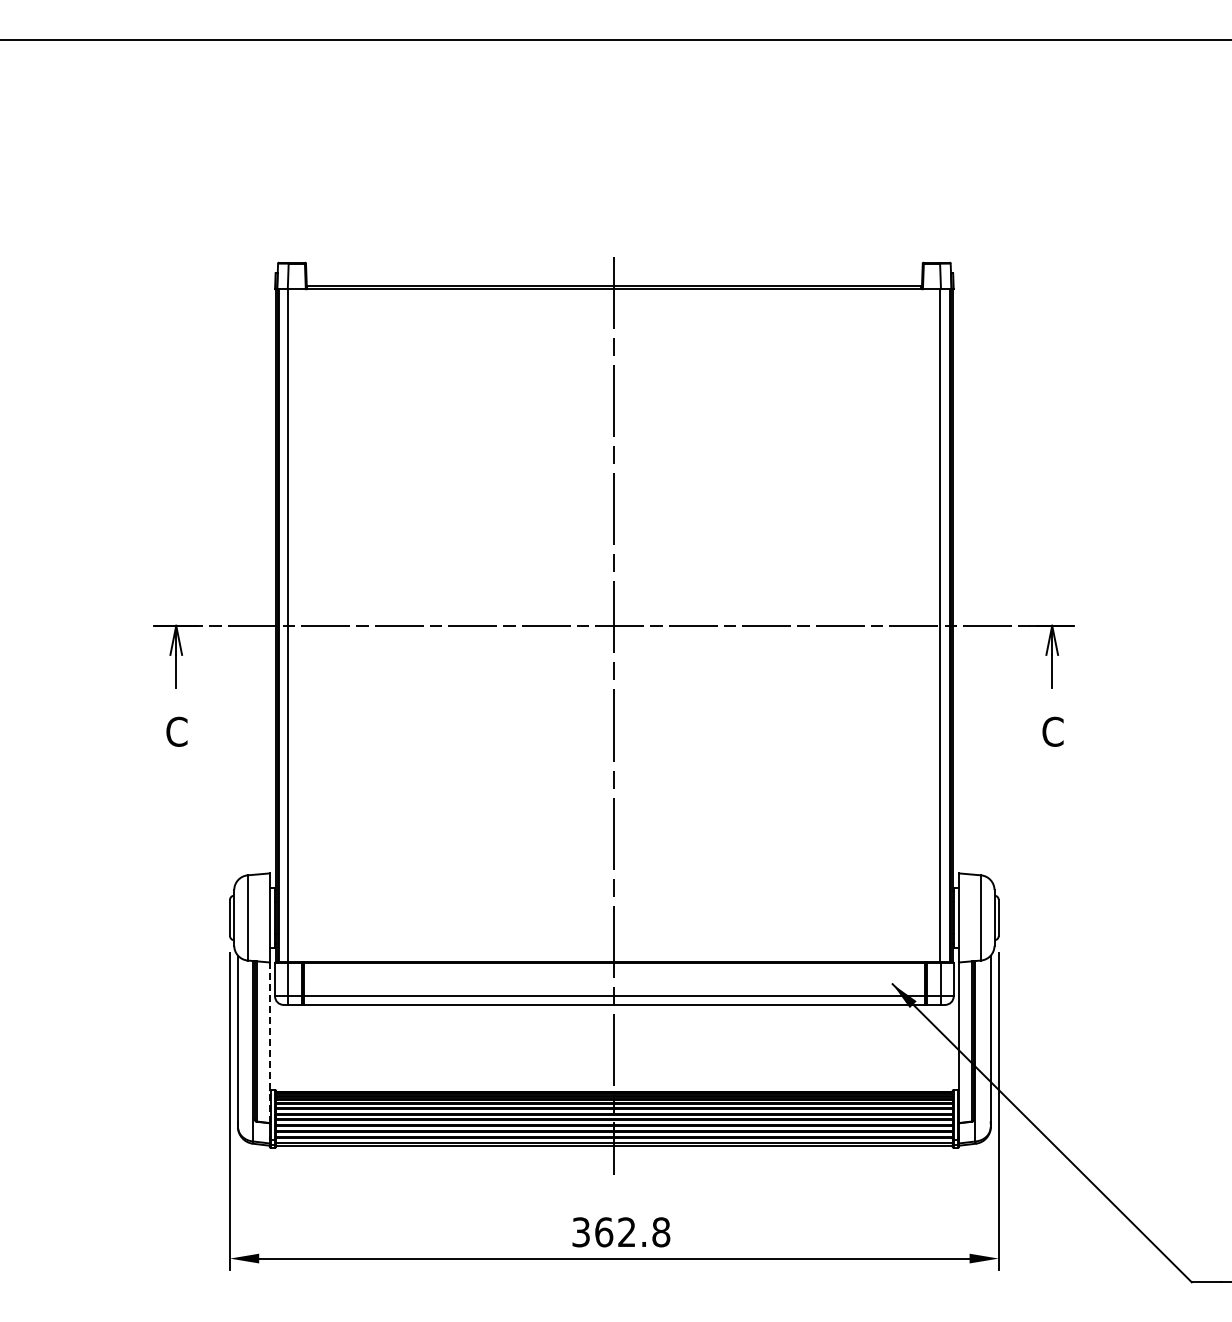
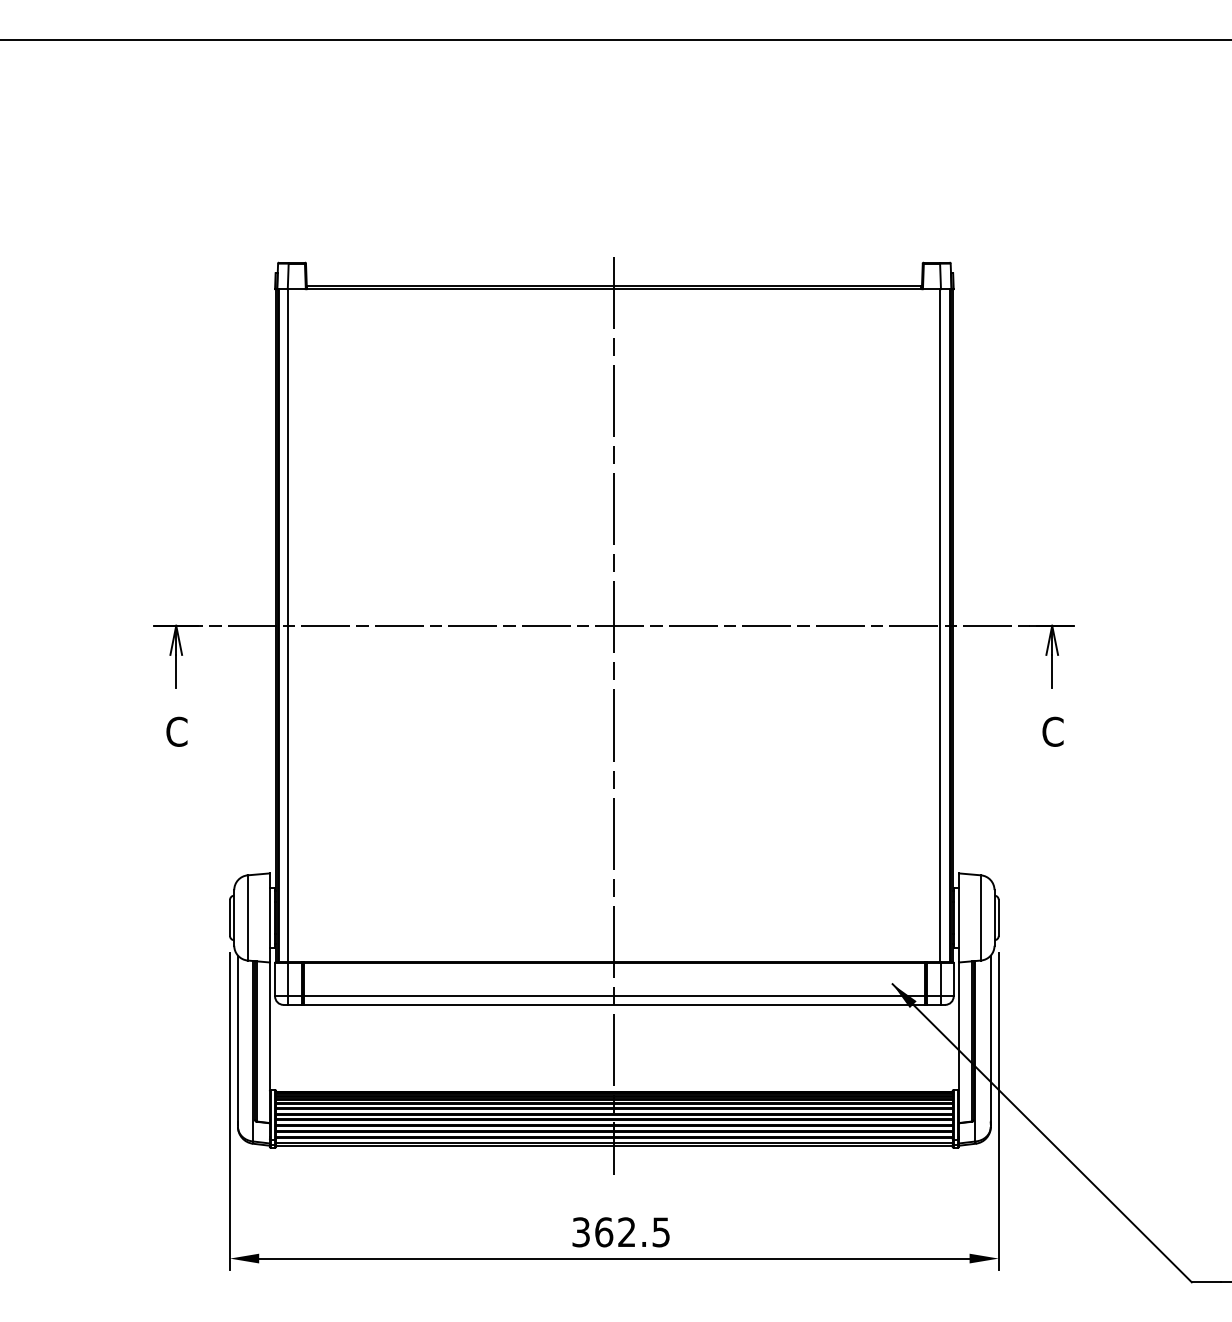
line: dashed -> solid (269, 1042)
text: 362.8 -> 362.5 (661, 1232)
